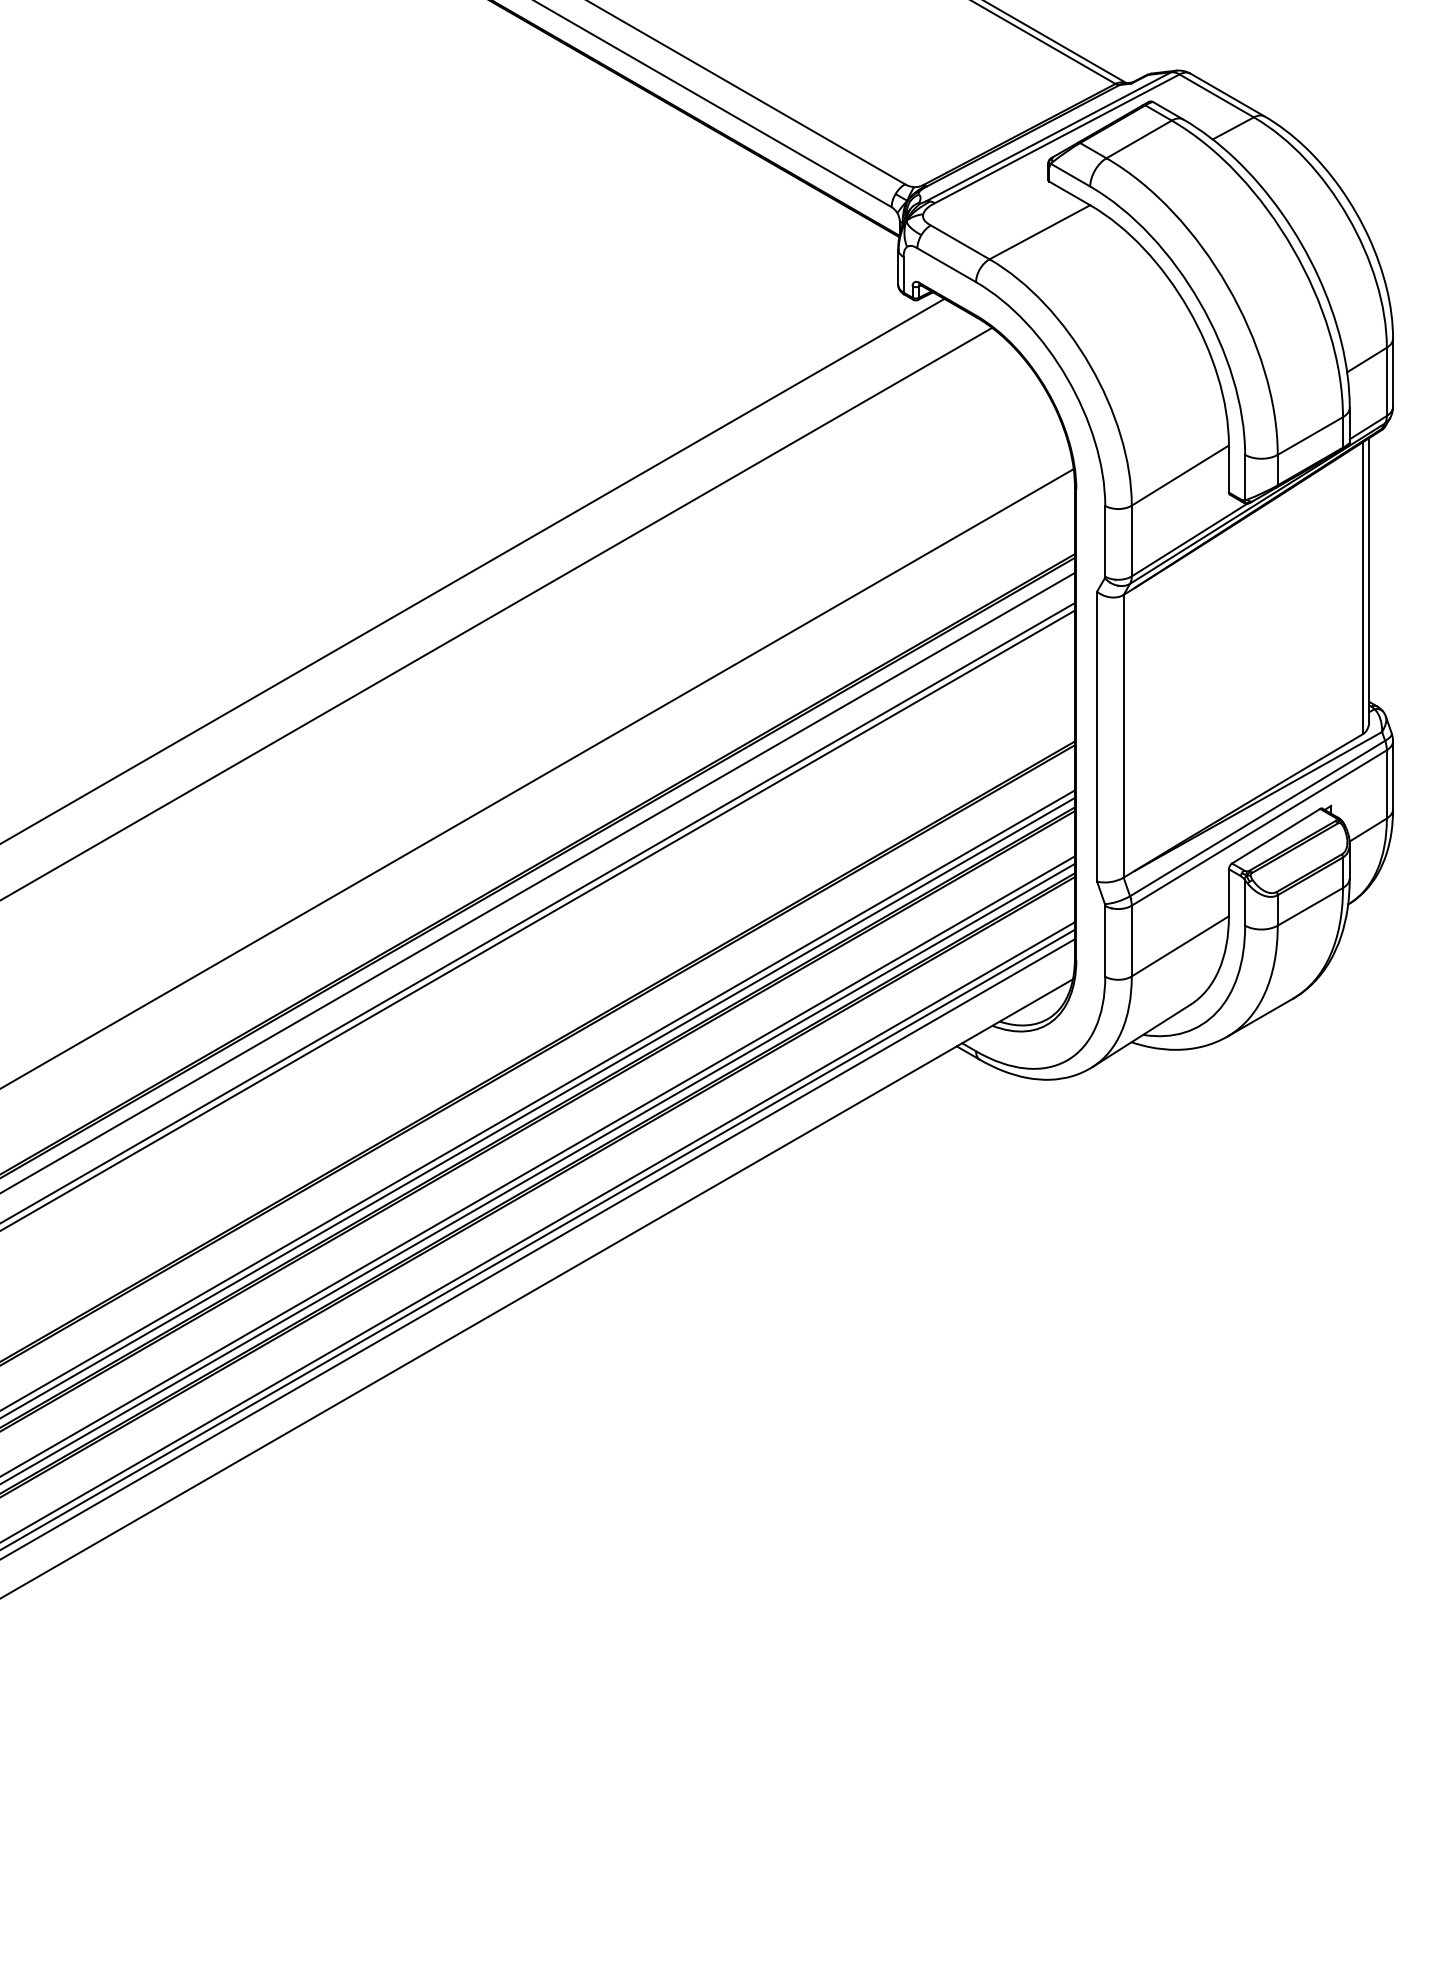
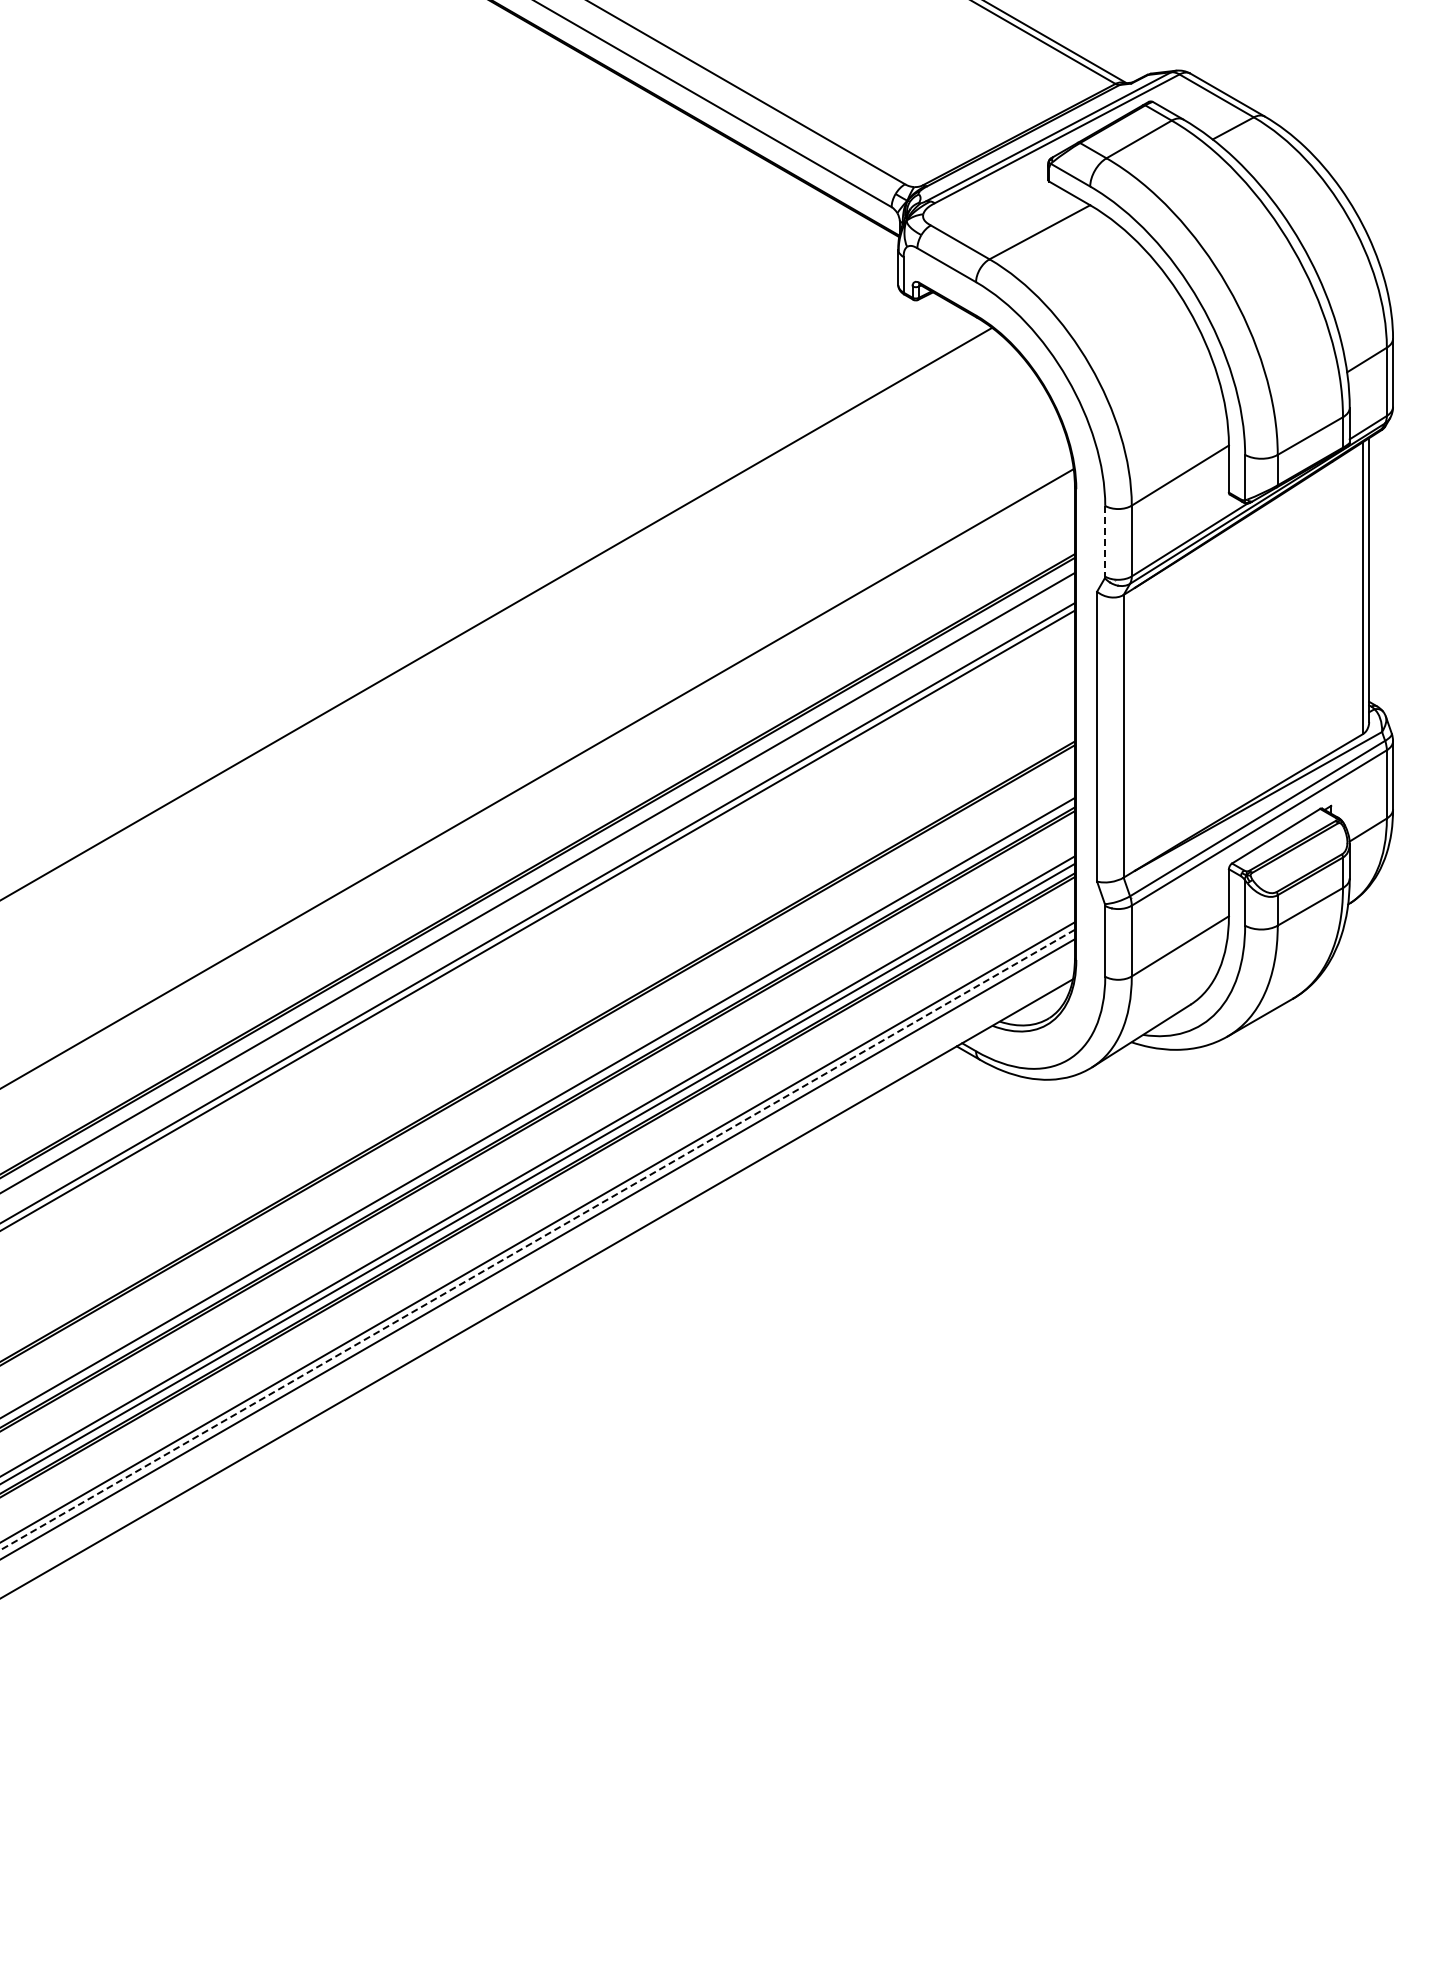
line: solid -> dashed (1105, 541)
line: present -> none (473, 570)
line: present -> none (538, 1099)
line: solid -> dashed (537, 1240)
